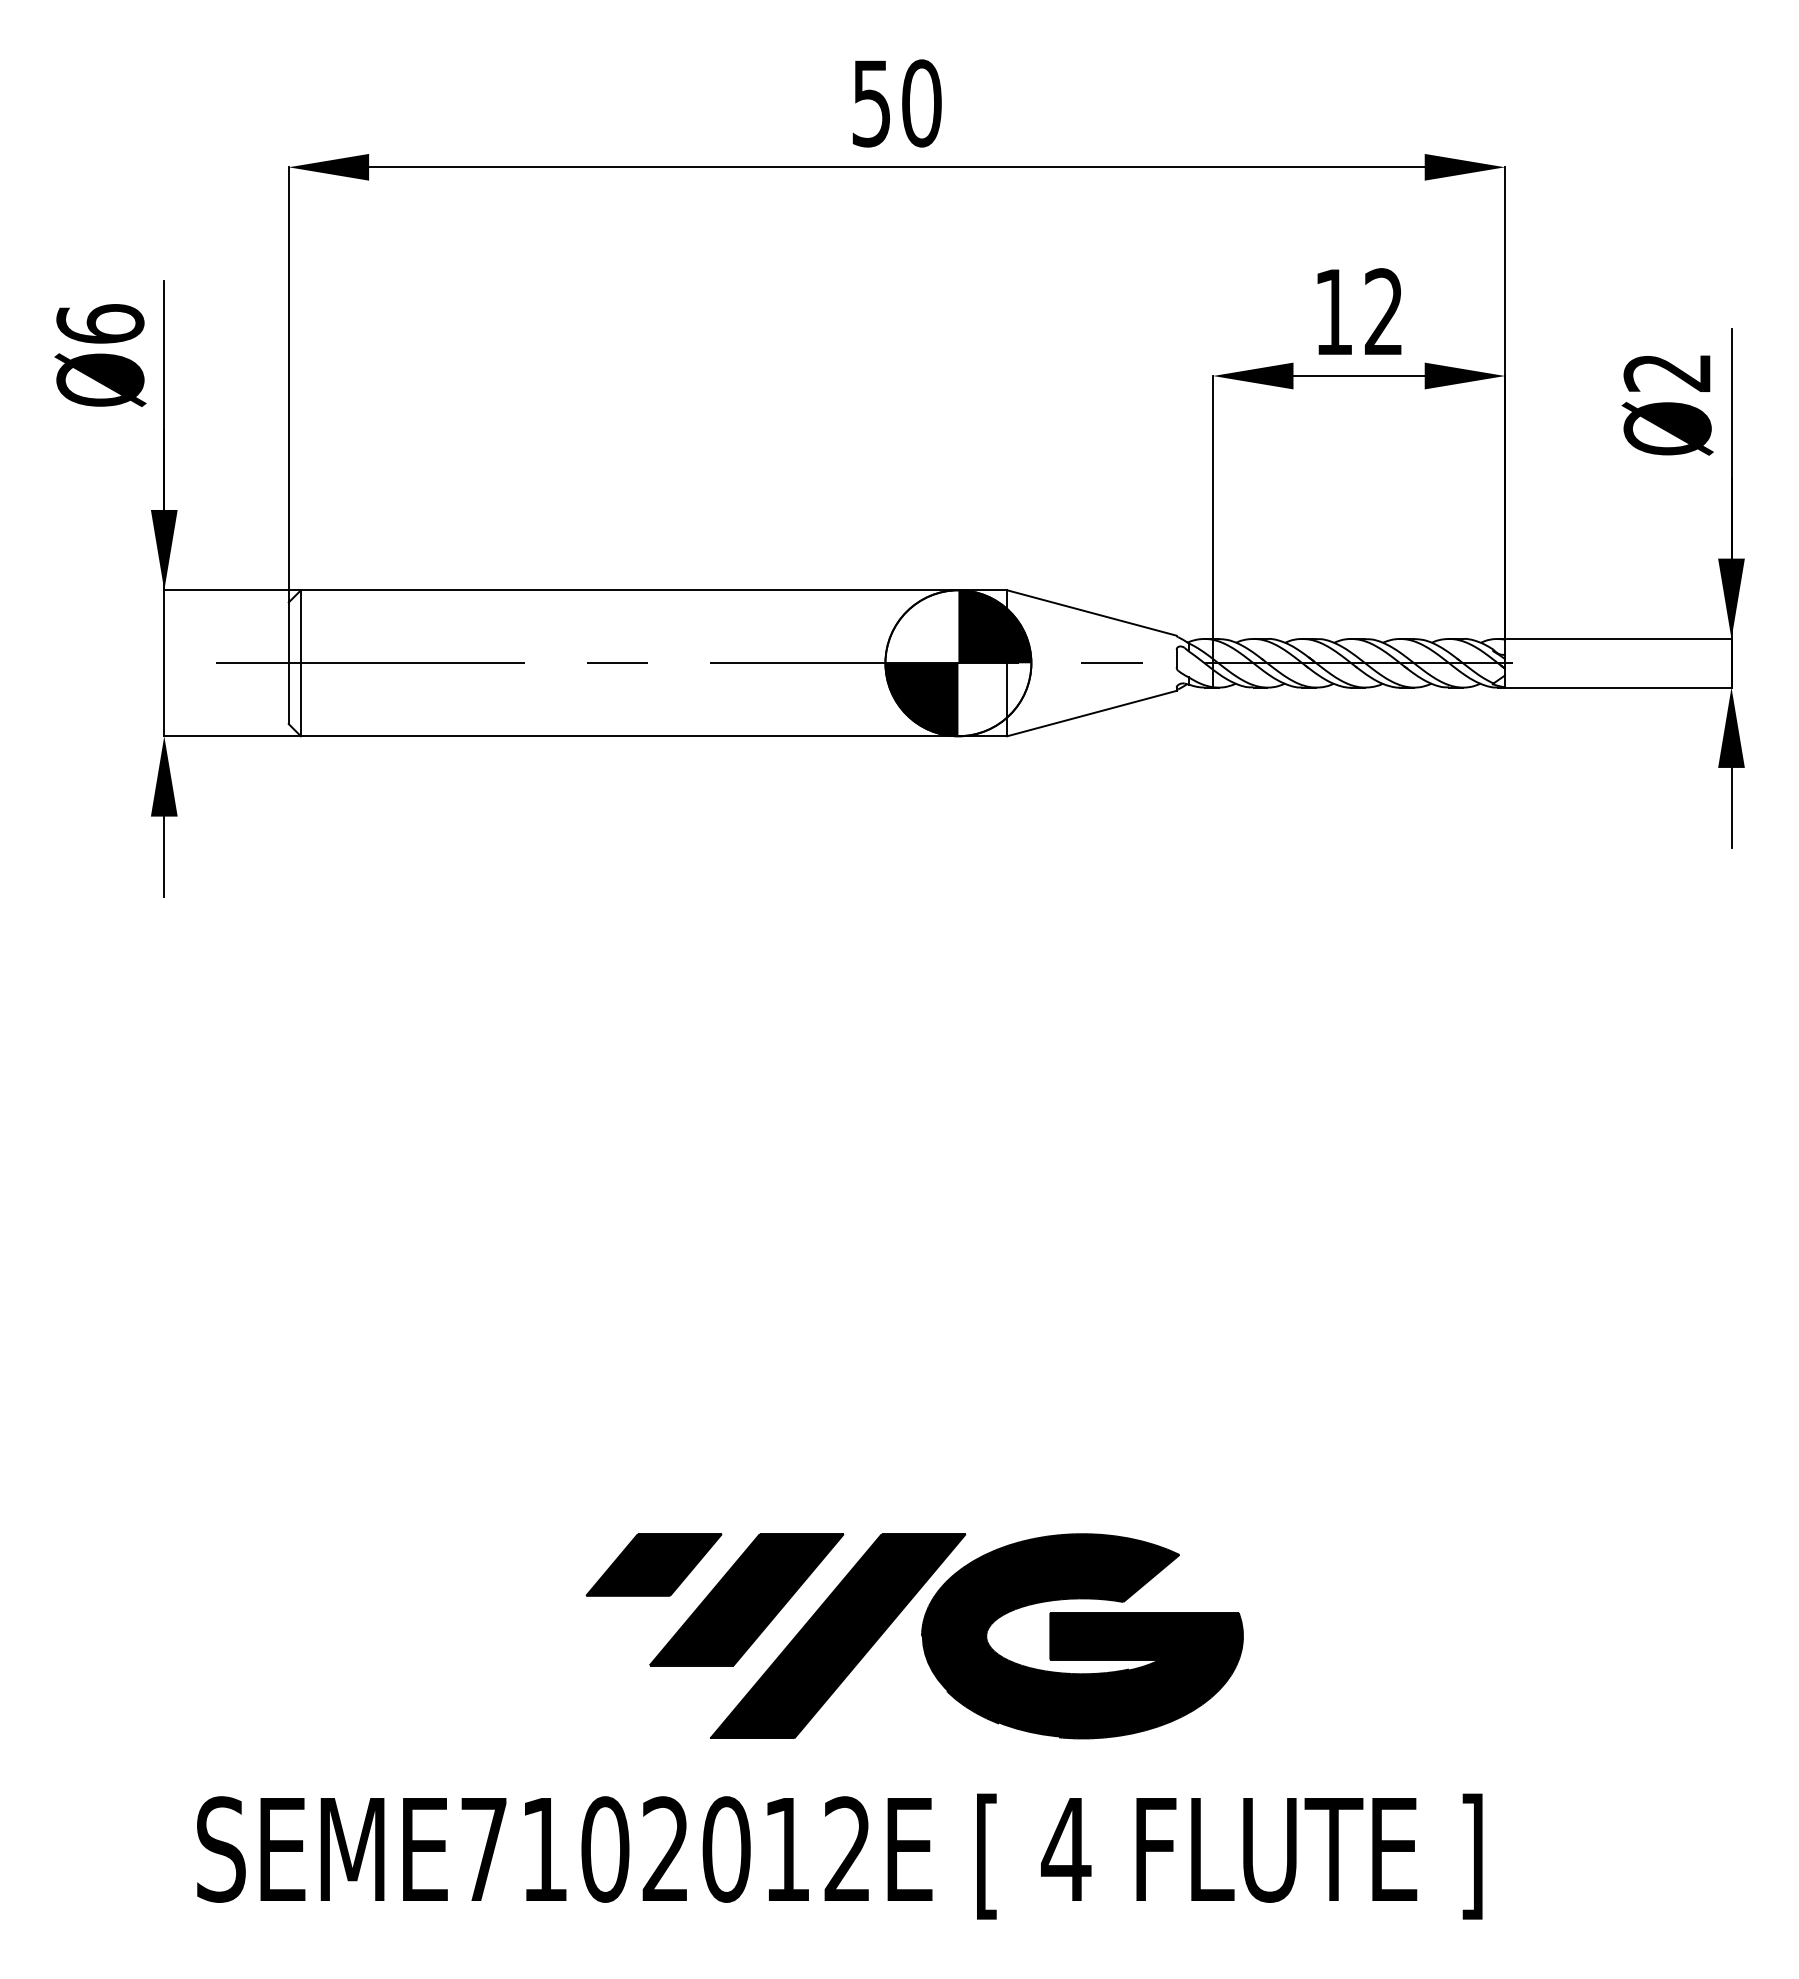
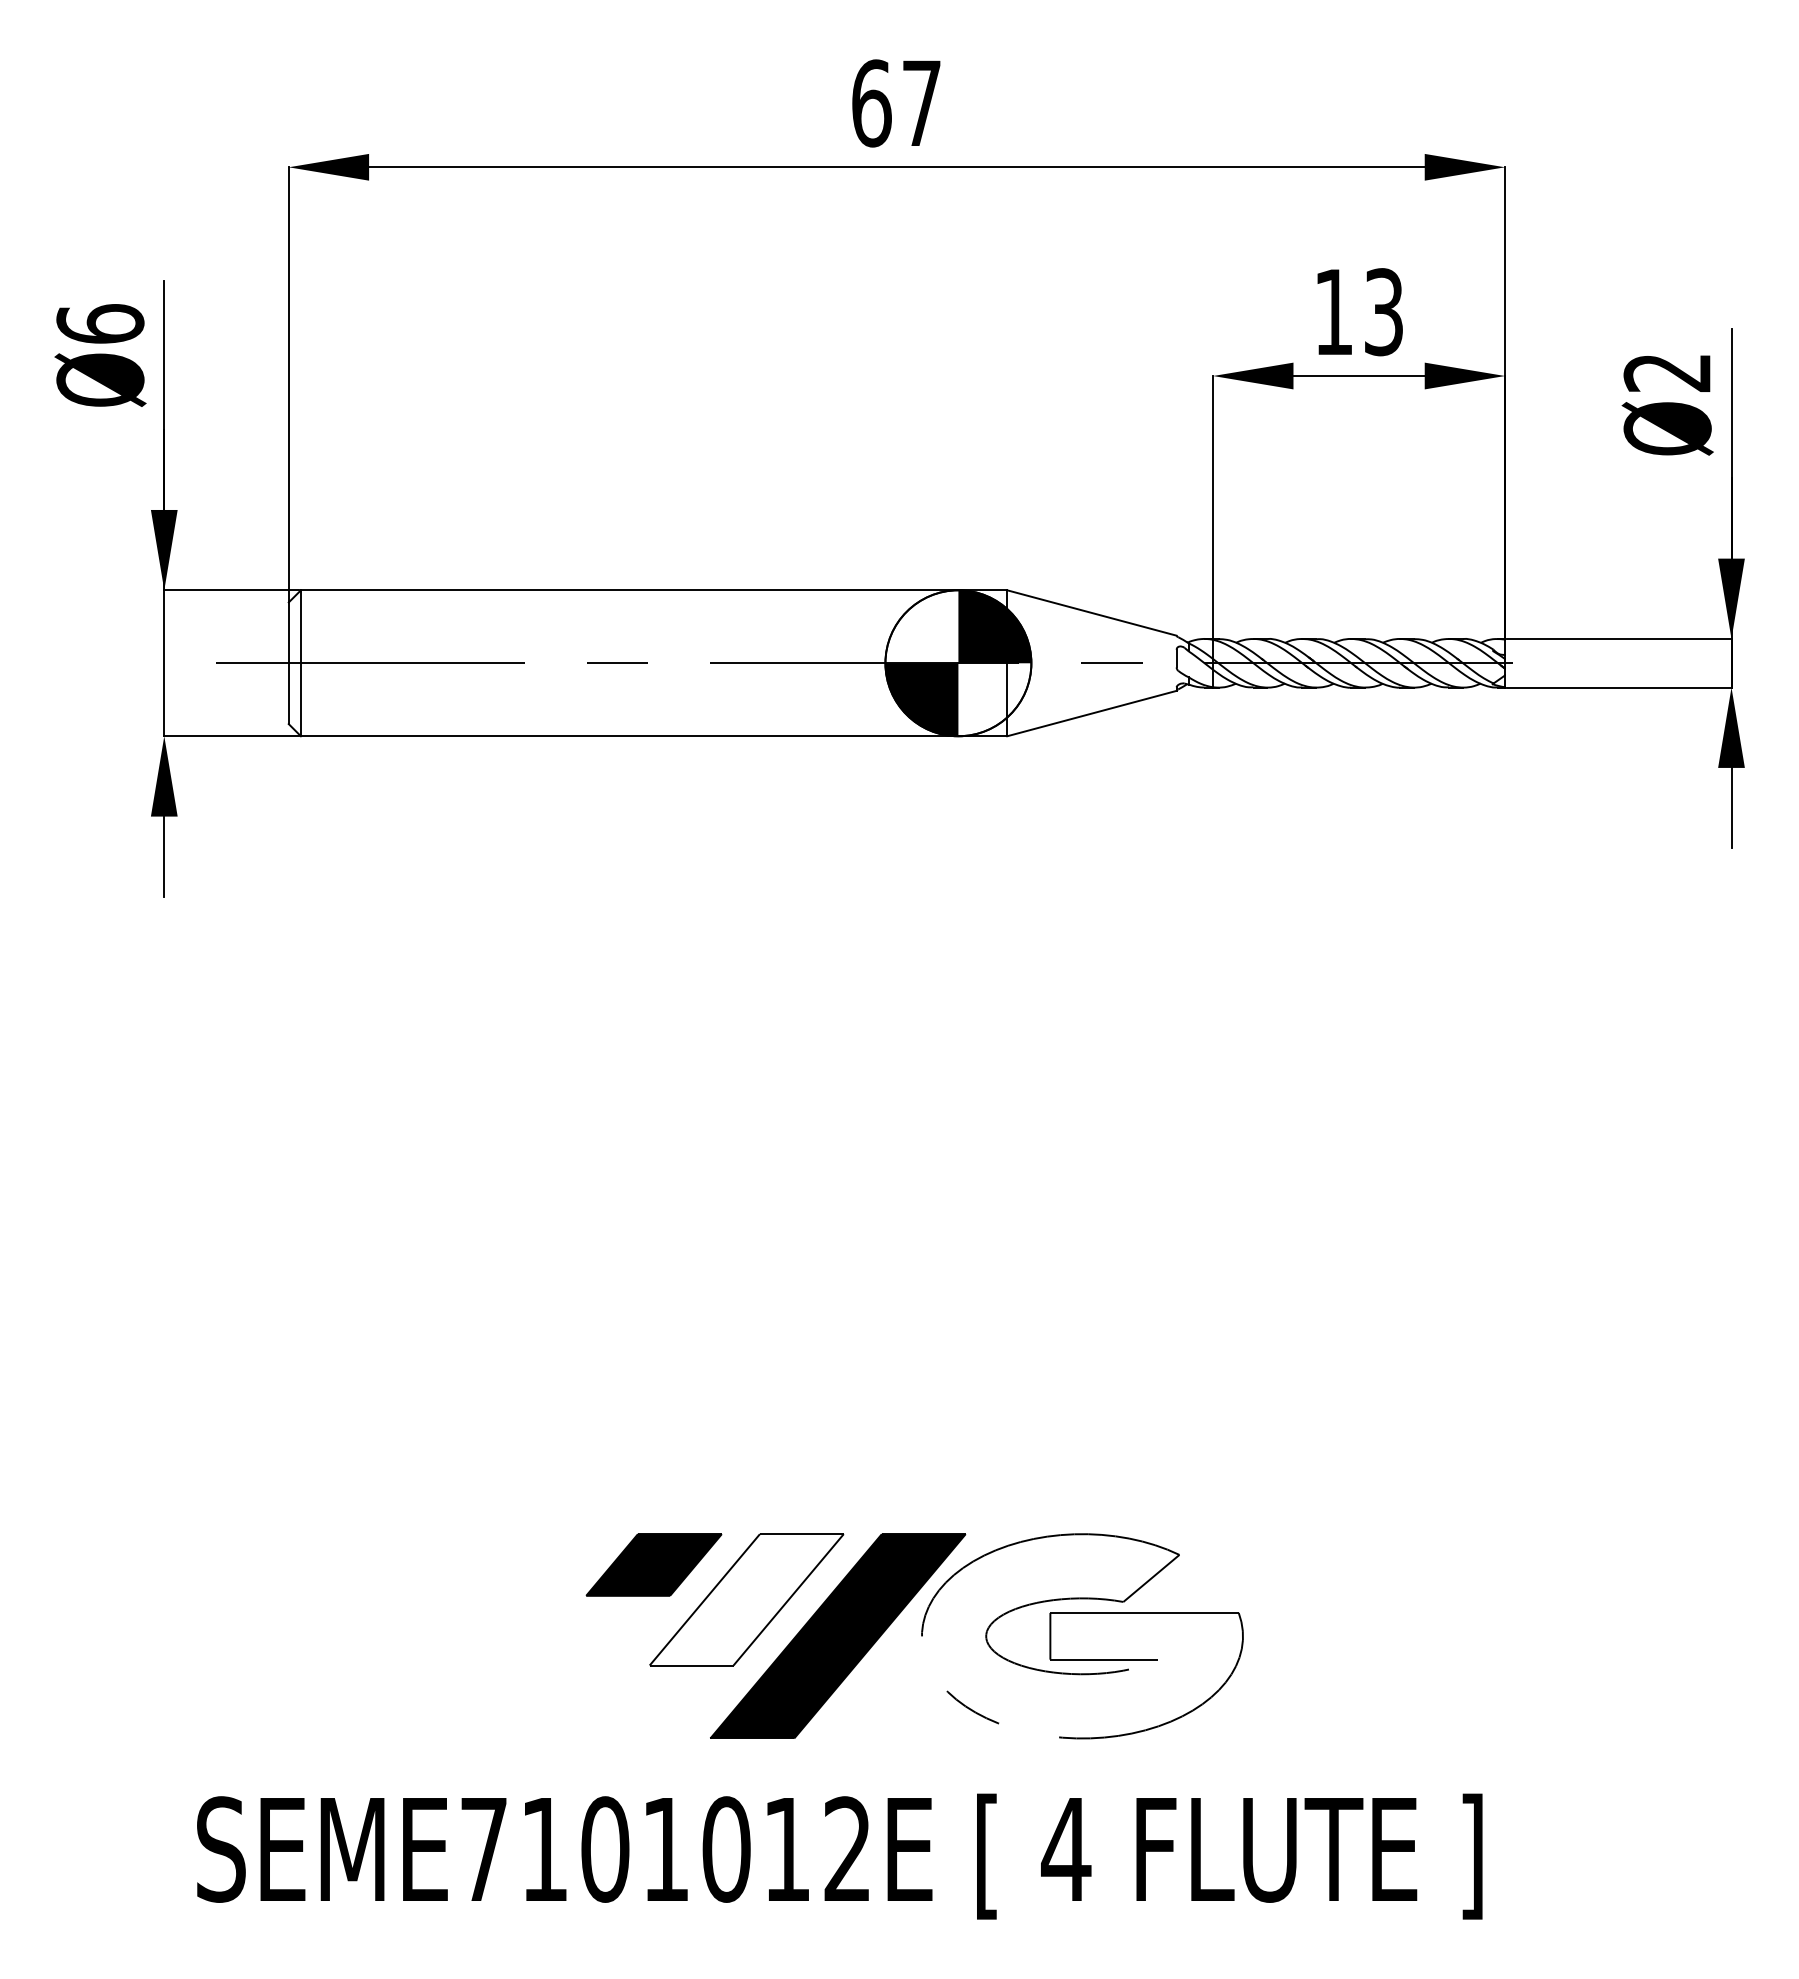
text: 50 -> 67 (896, 103)
text: 12 -> 13 (1383, 312)
fill: present -> none (746, 1599)
fill: present -> none (1082, 1636)
text: SEME7102012E -> SEME7101012E (664, 1848)
